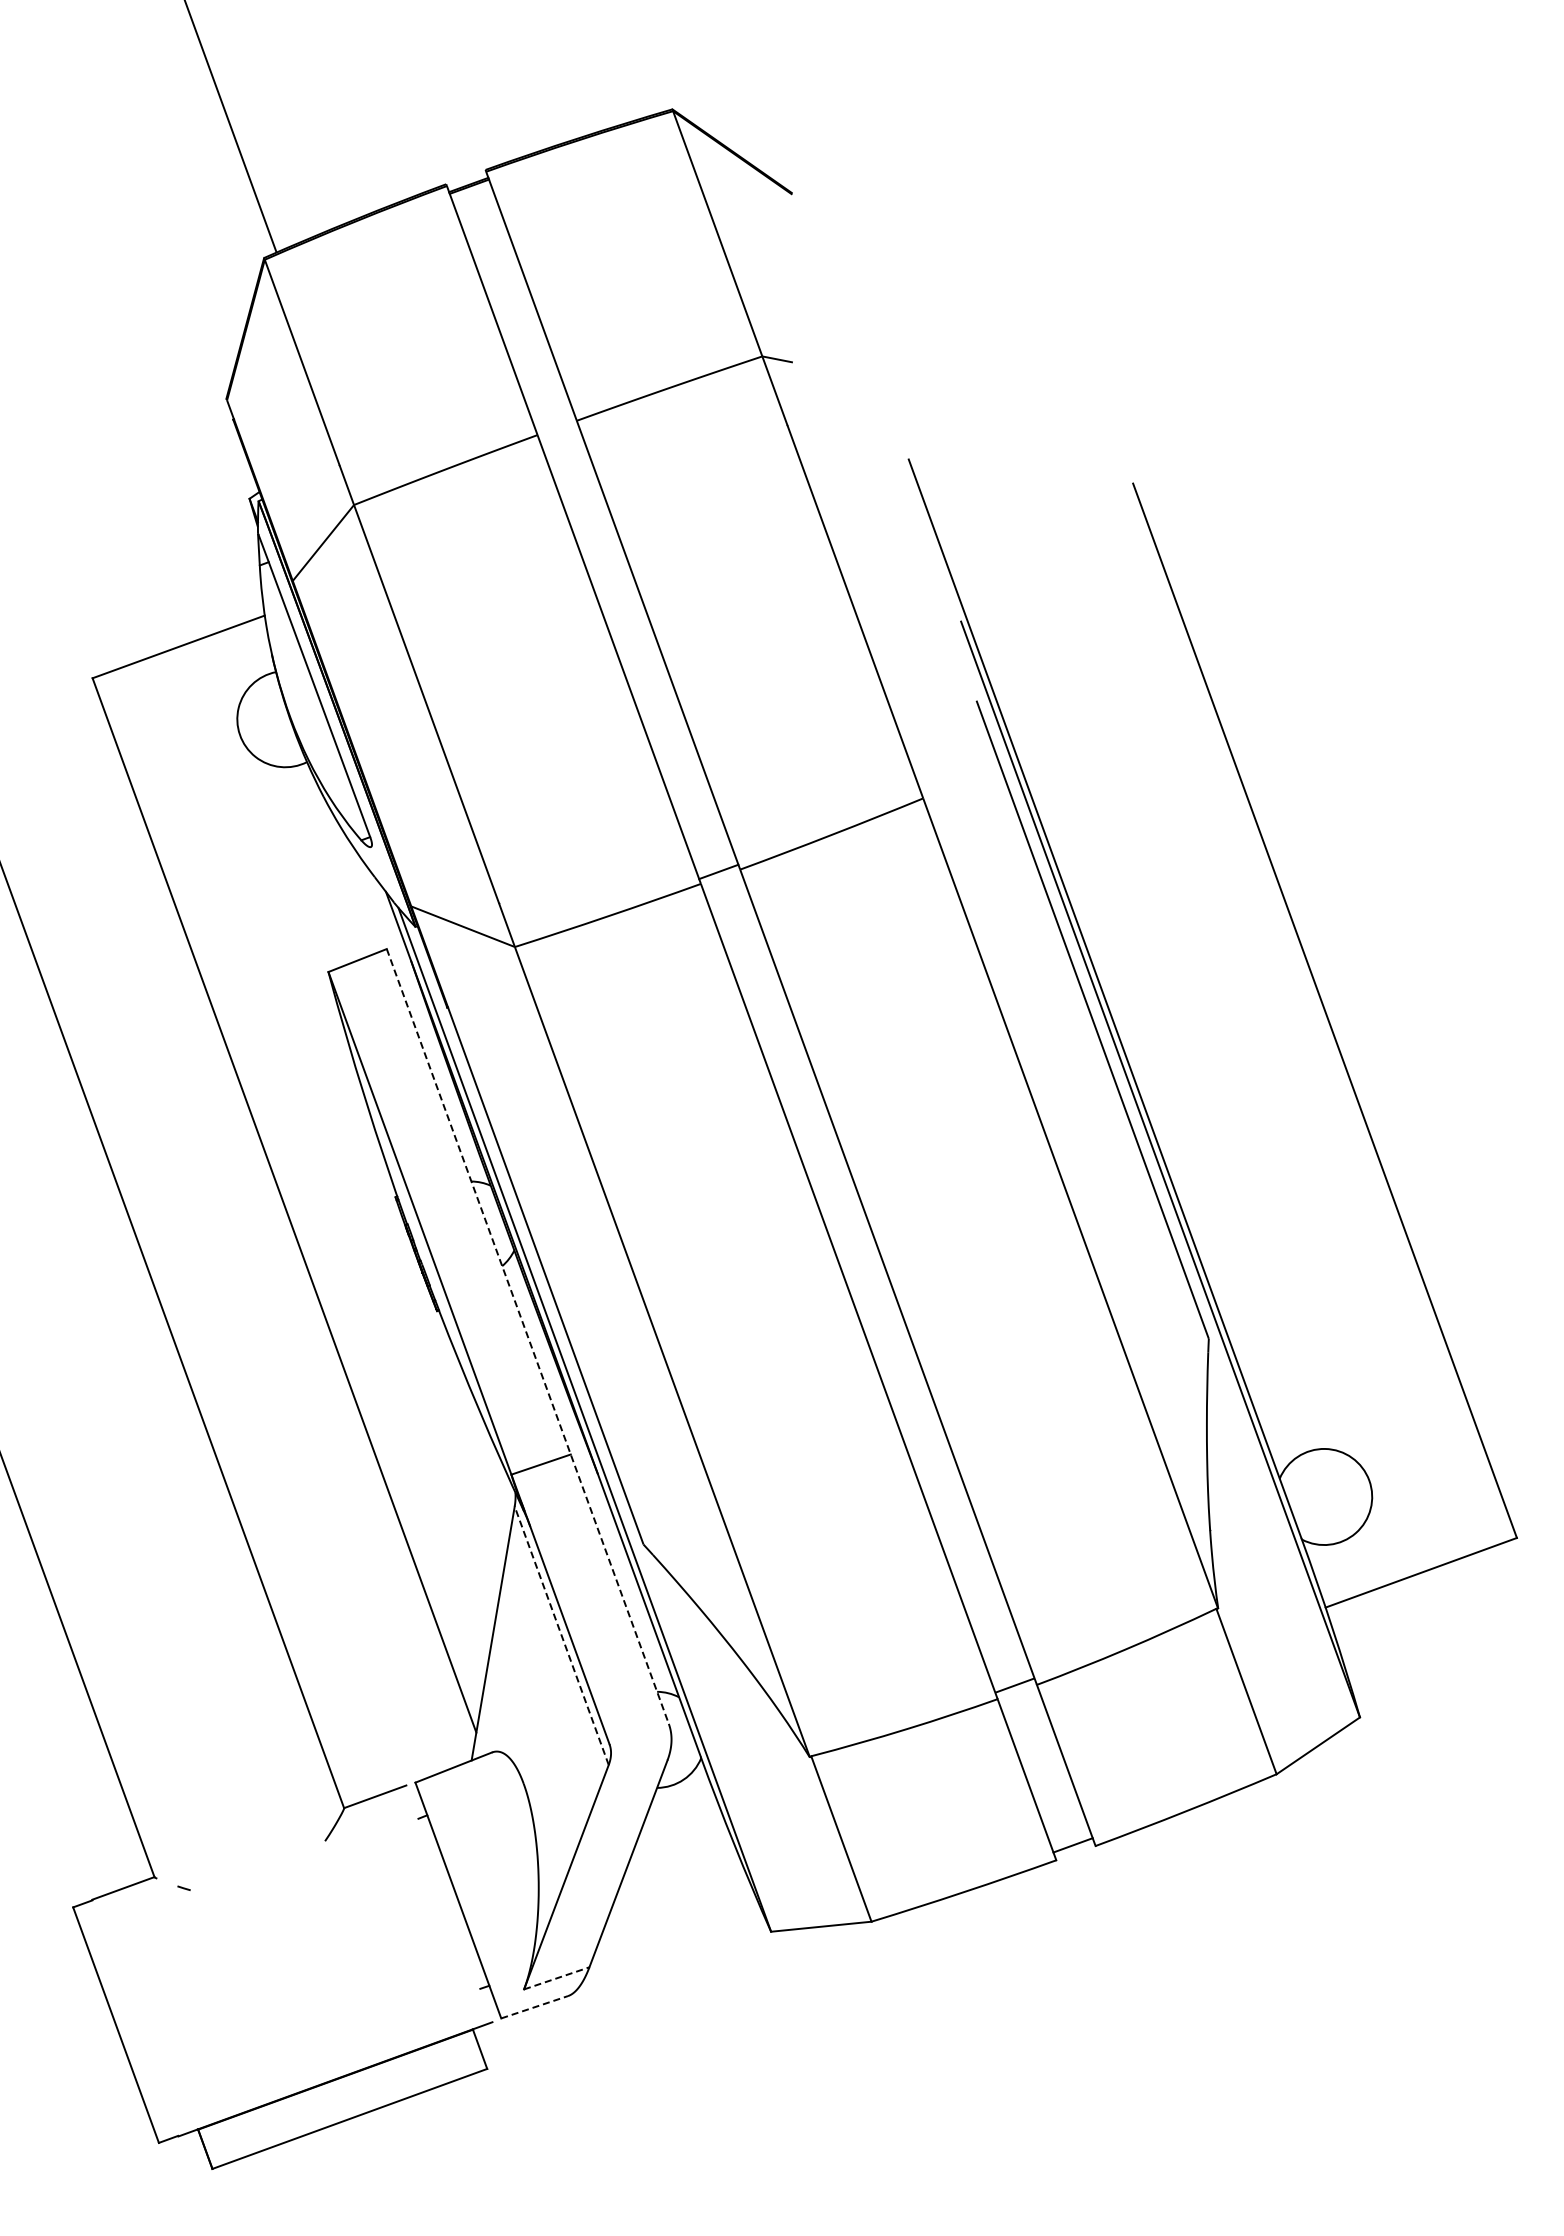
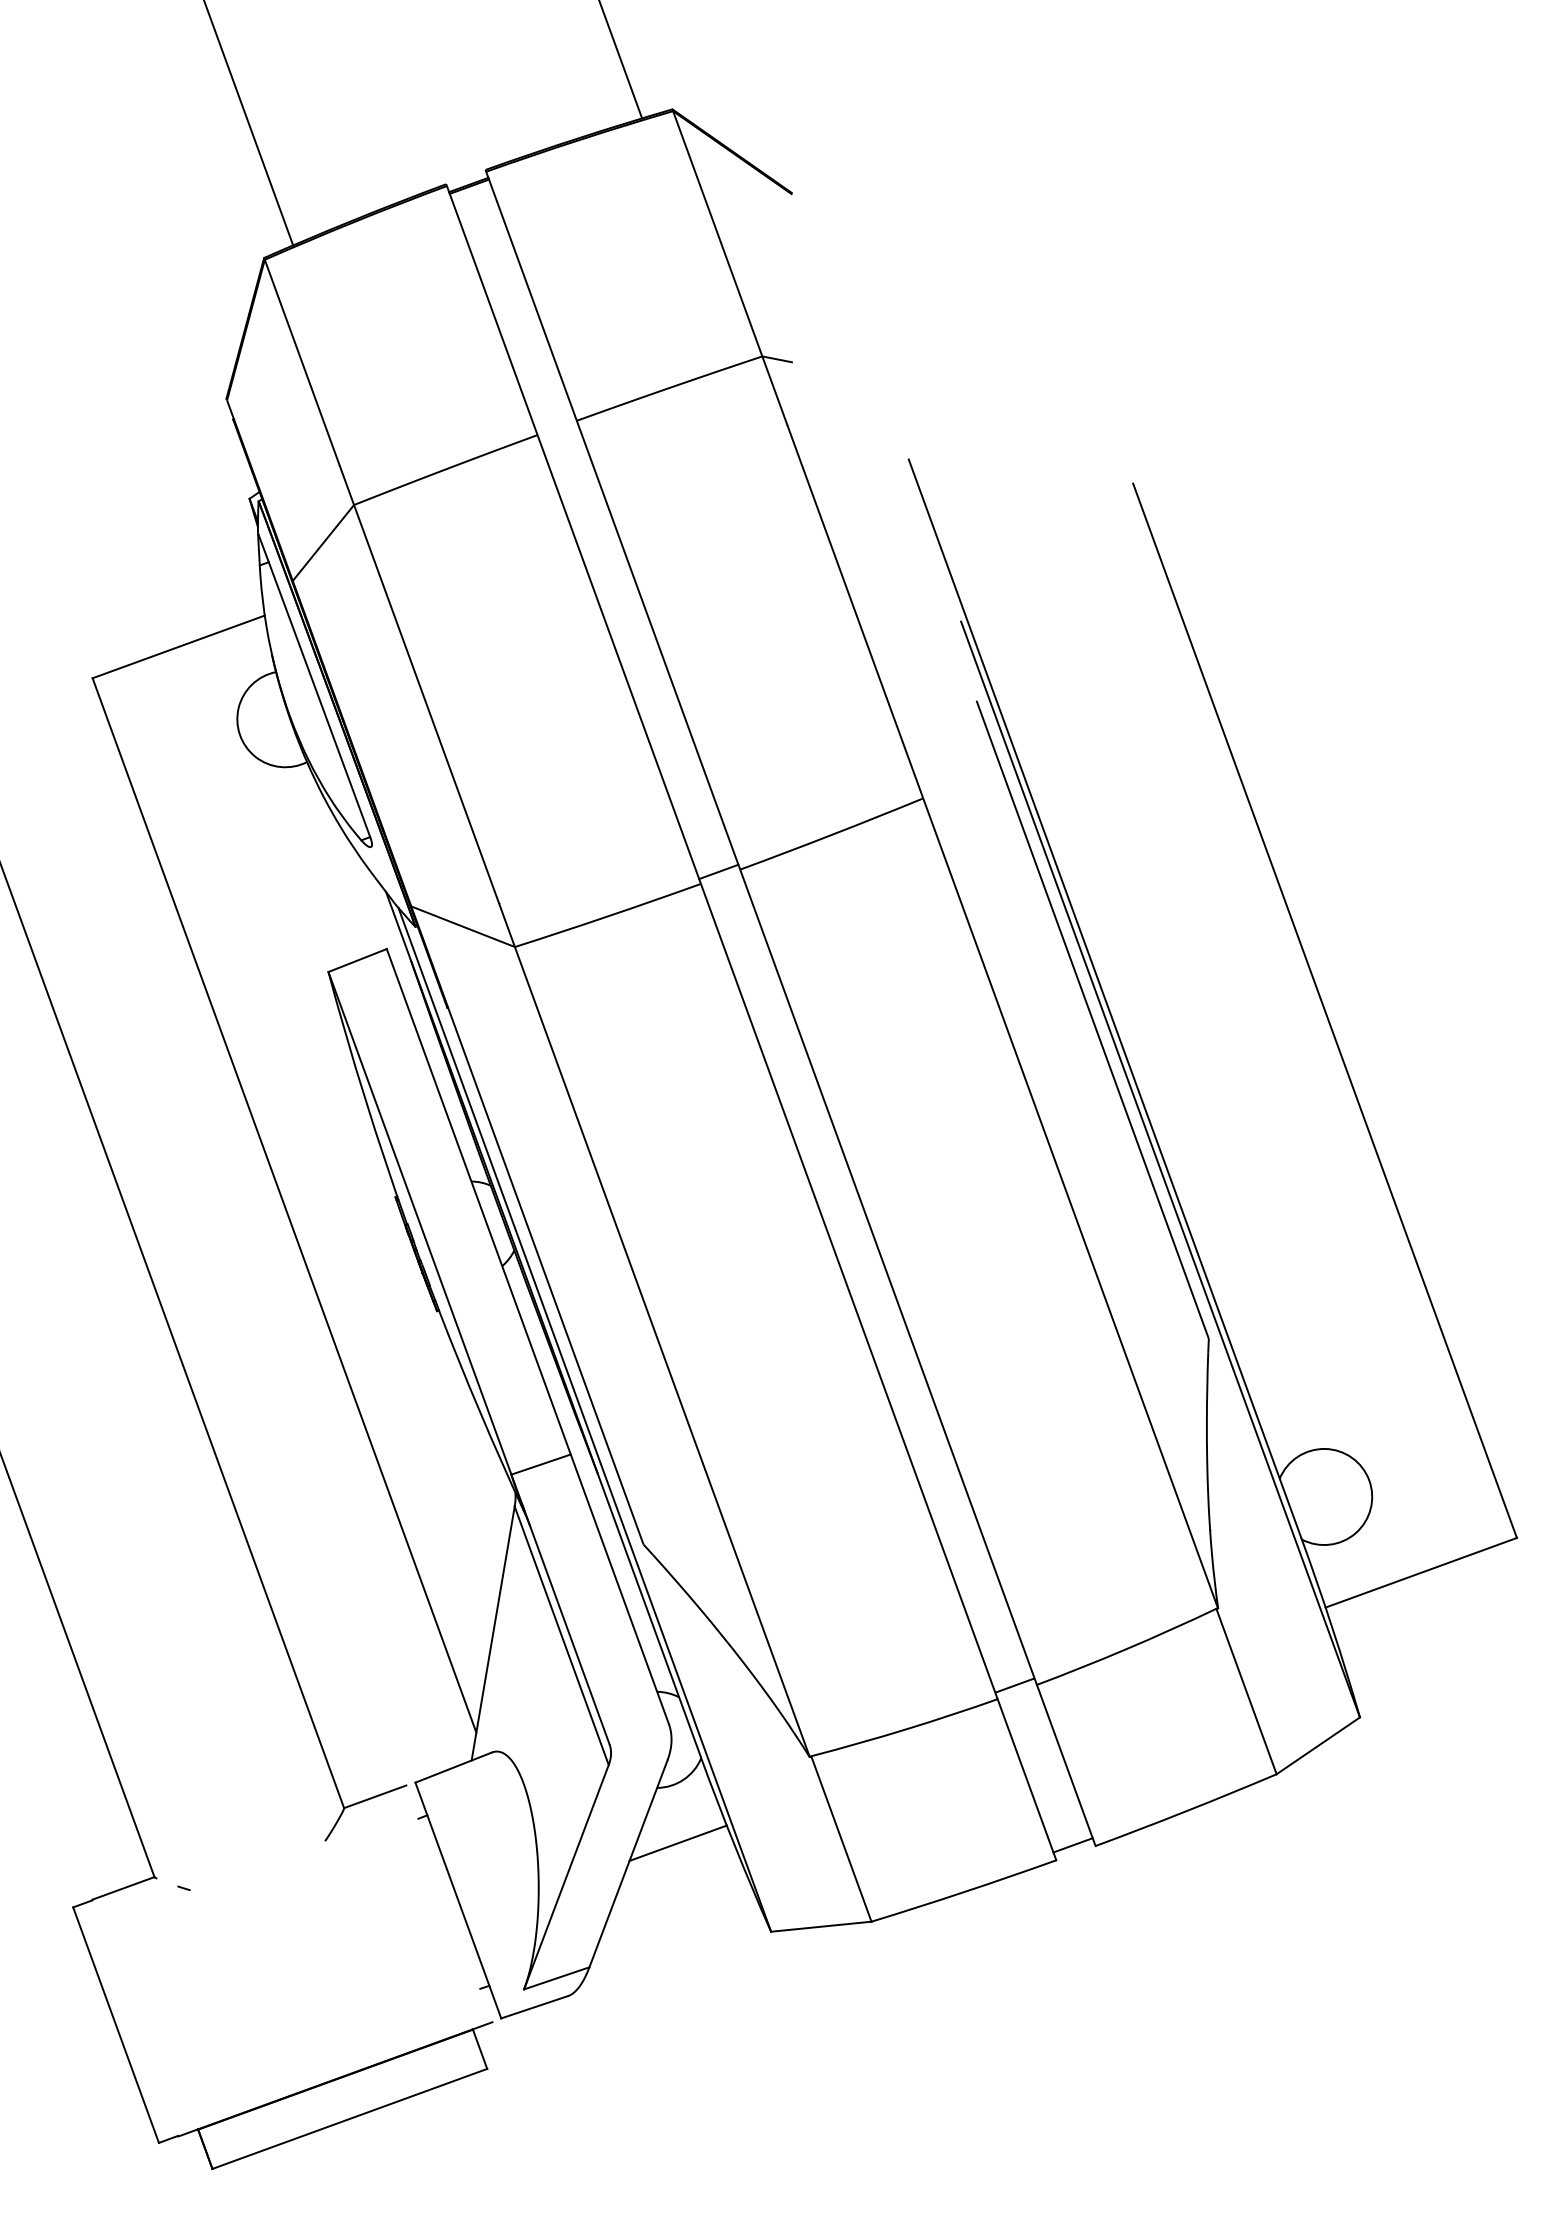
line: none -> present (621, 60)
line position: (230, 126) -> (248, 123) (248, 123)
line: dashed -> solid (527, 1336)
line: dashed -> solid (561, 1635)
line: none -> present (677, 1842)
line: dashed -> solid (556, 1978)
line: dashed -> solid (535, 2007)
